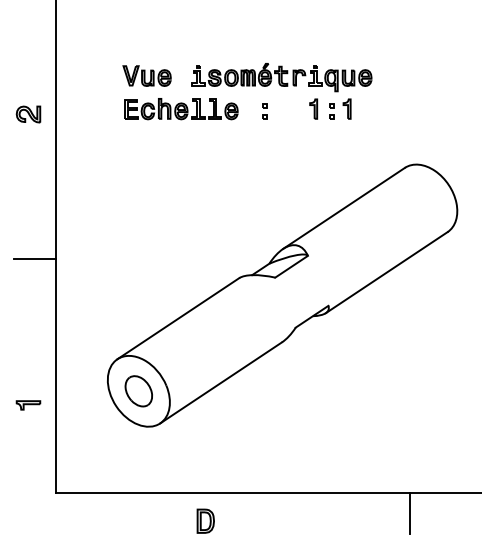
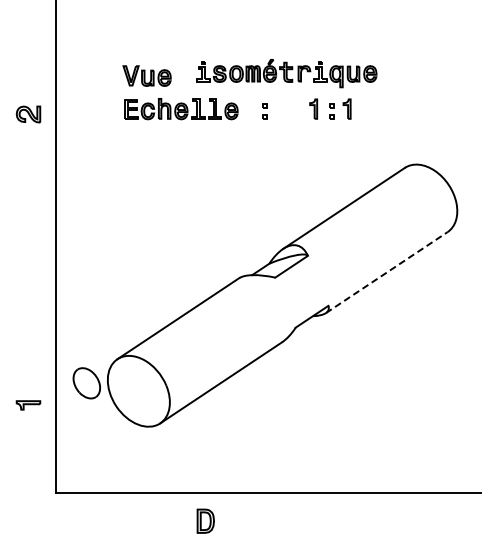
part position: (281, 77) -> (286, 73) (286, 73)
line: present -> none (34, 259)
line: solid -> dashed (387, 272)
part position: (138, 391) -> (86, 383) (86, 383)
line: present -> none (409, 513)
